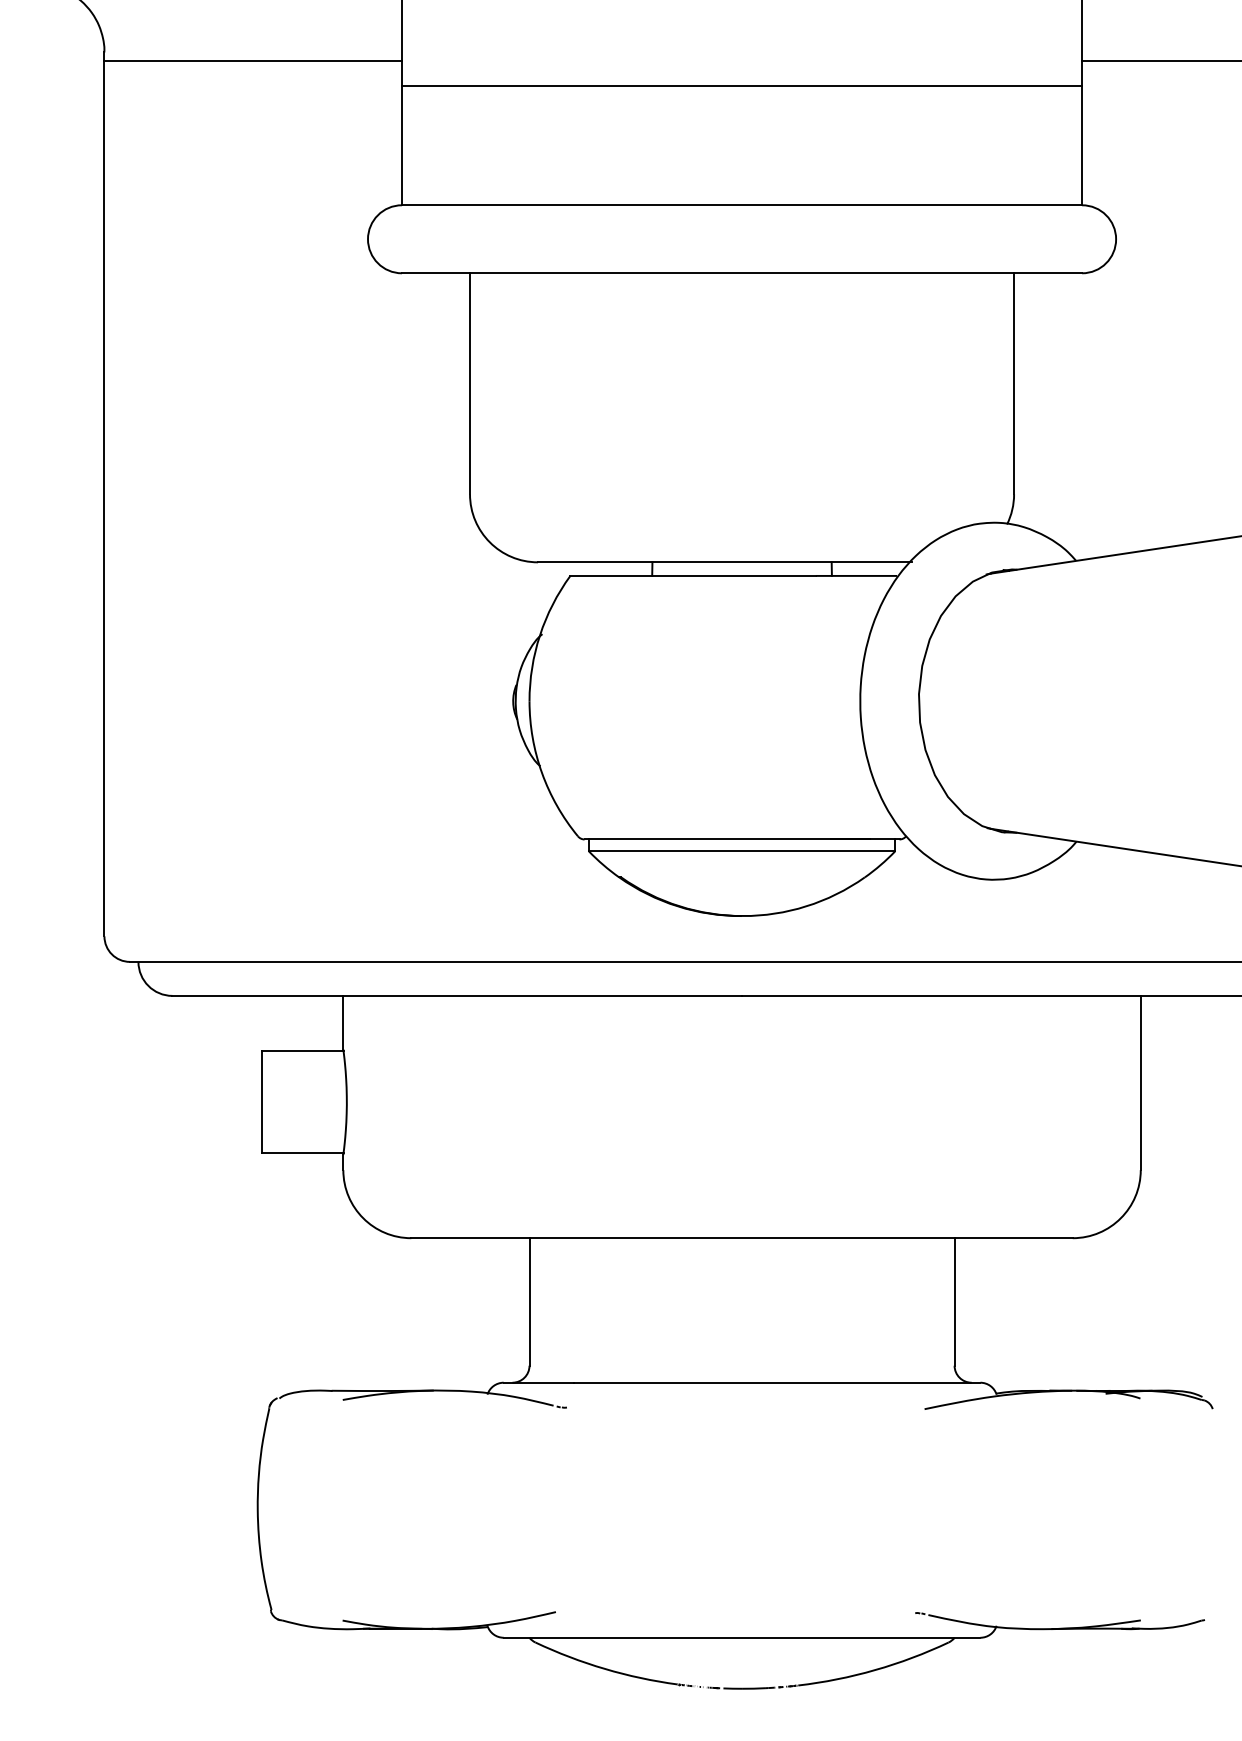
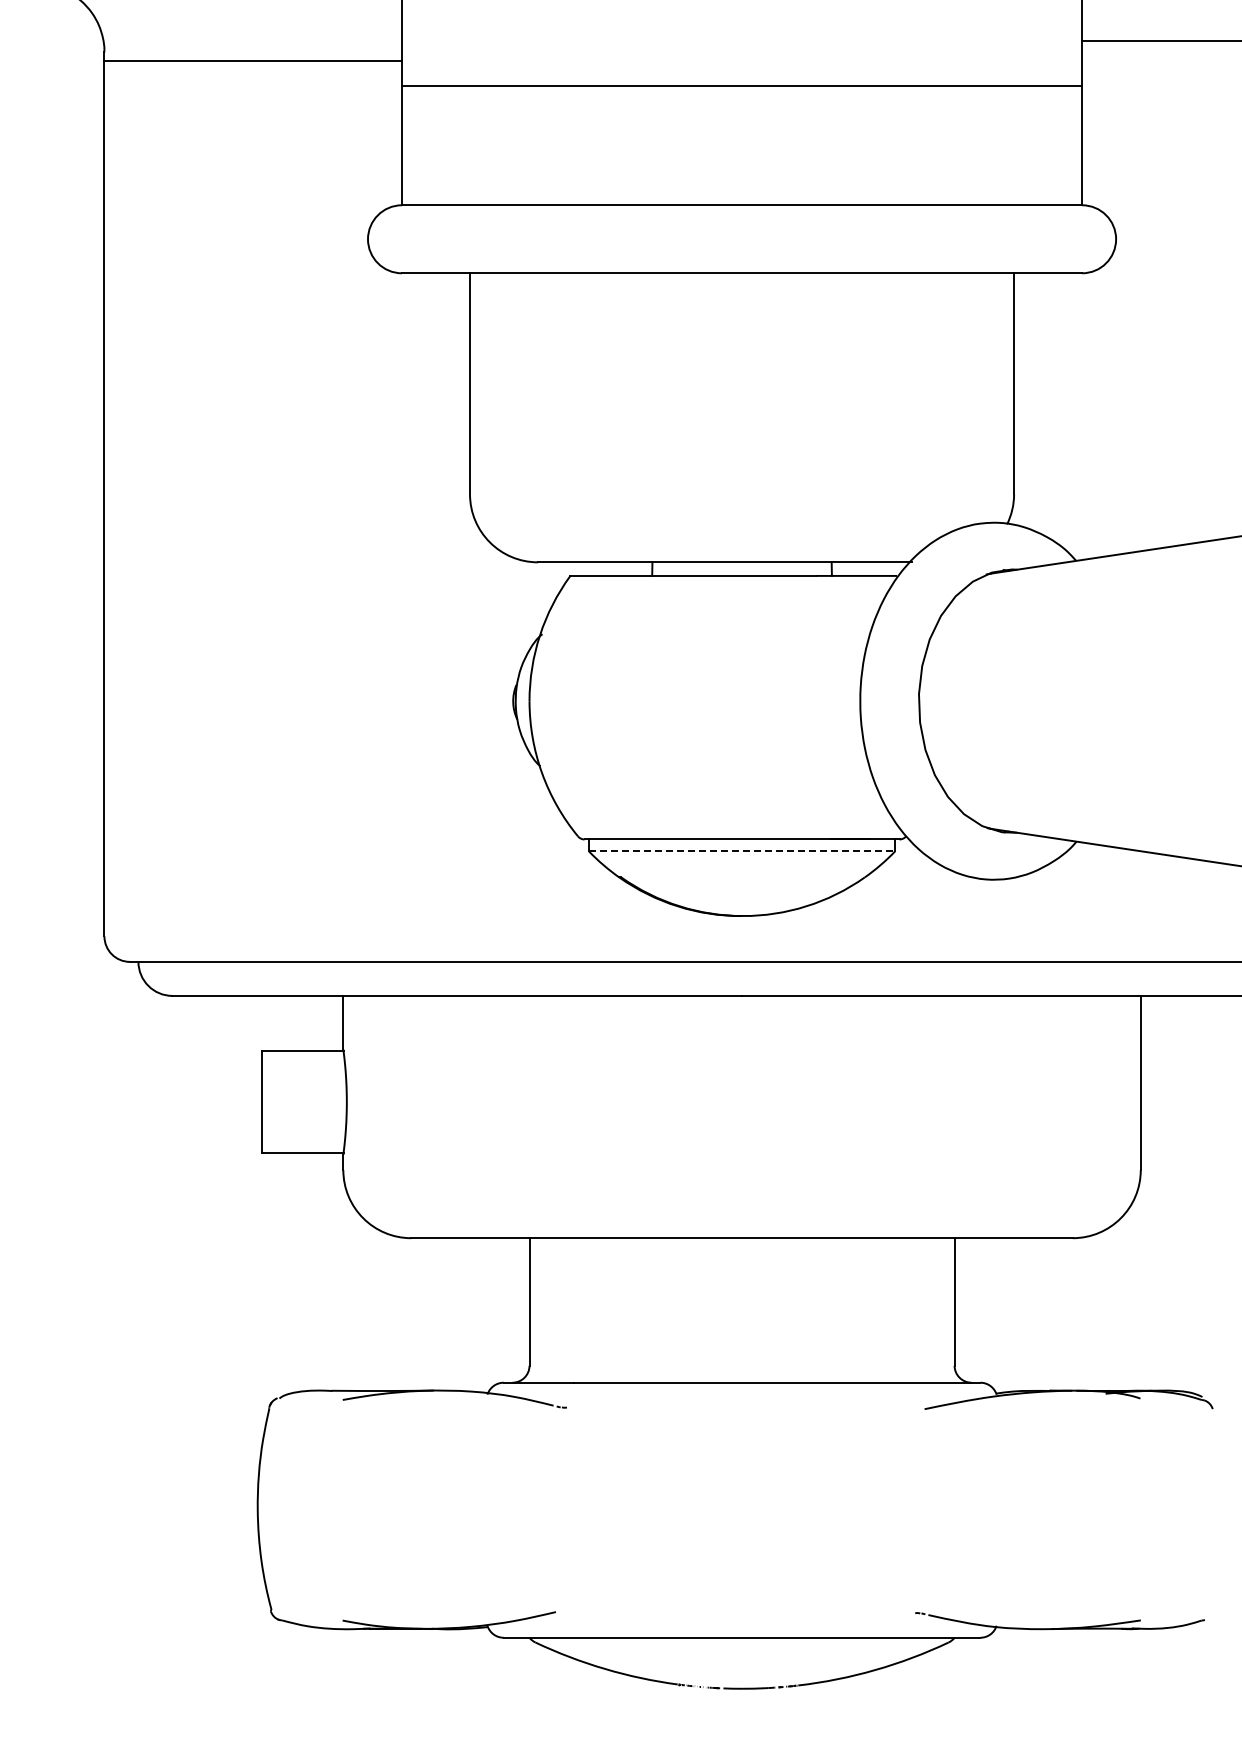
line position: (1160, 60) -> (1160, 40) (1160, 40)
line: solid -> dashed (742, 851)
